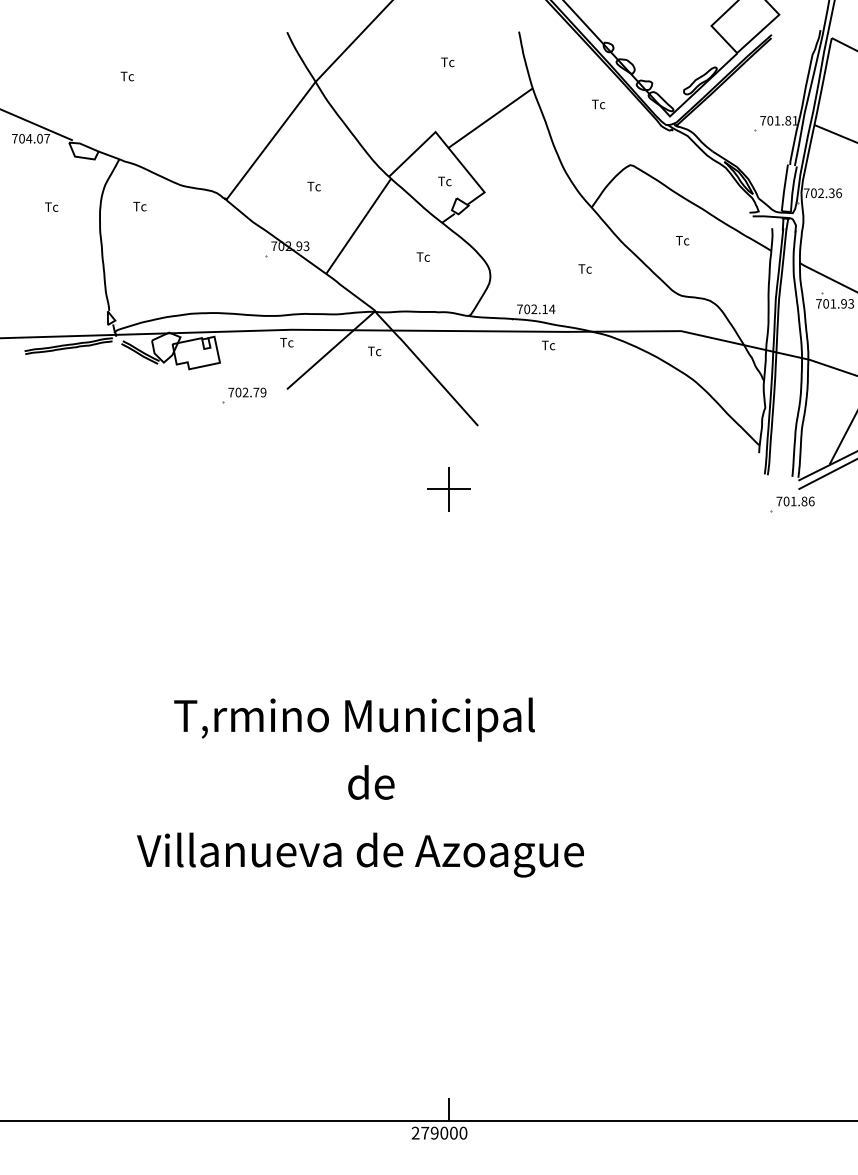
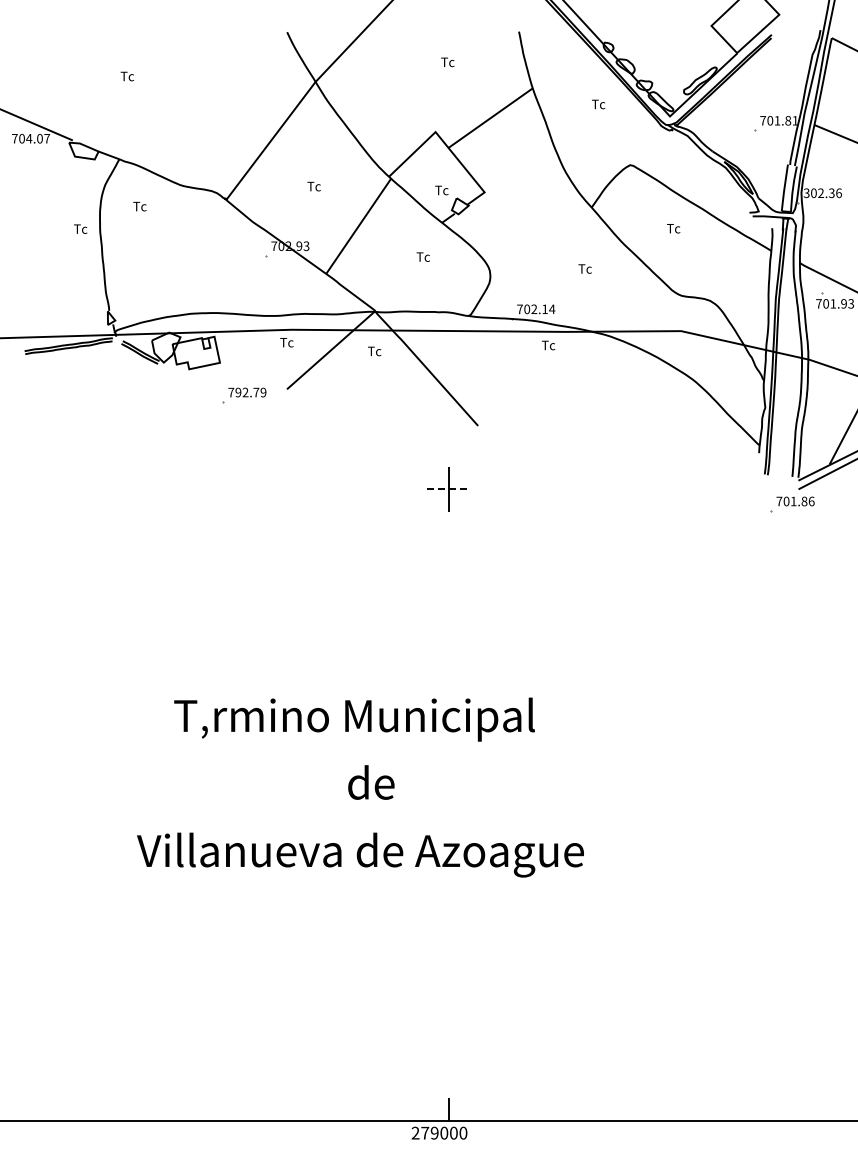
text position: (444, 181) -> (441, 190) (441, 190)
text: 702.36 -> 302.36 (806, 193)
text position: (51, 206) -> (80, 228) (80, 228)
text position: (682, 240) -> (673, 228) (673, 228)
text: 702.79 -> 792.79 (238, 392)
line: solid -> dashed (449, 489)
